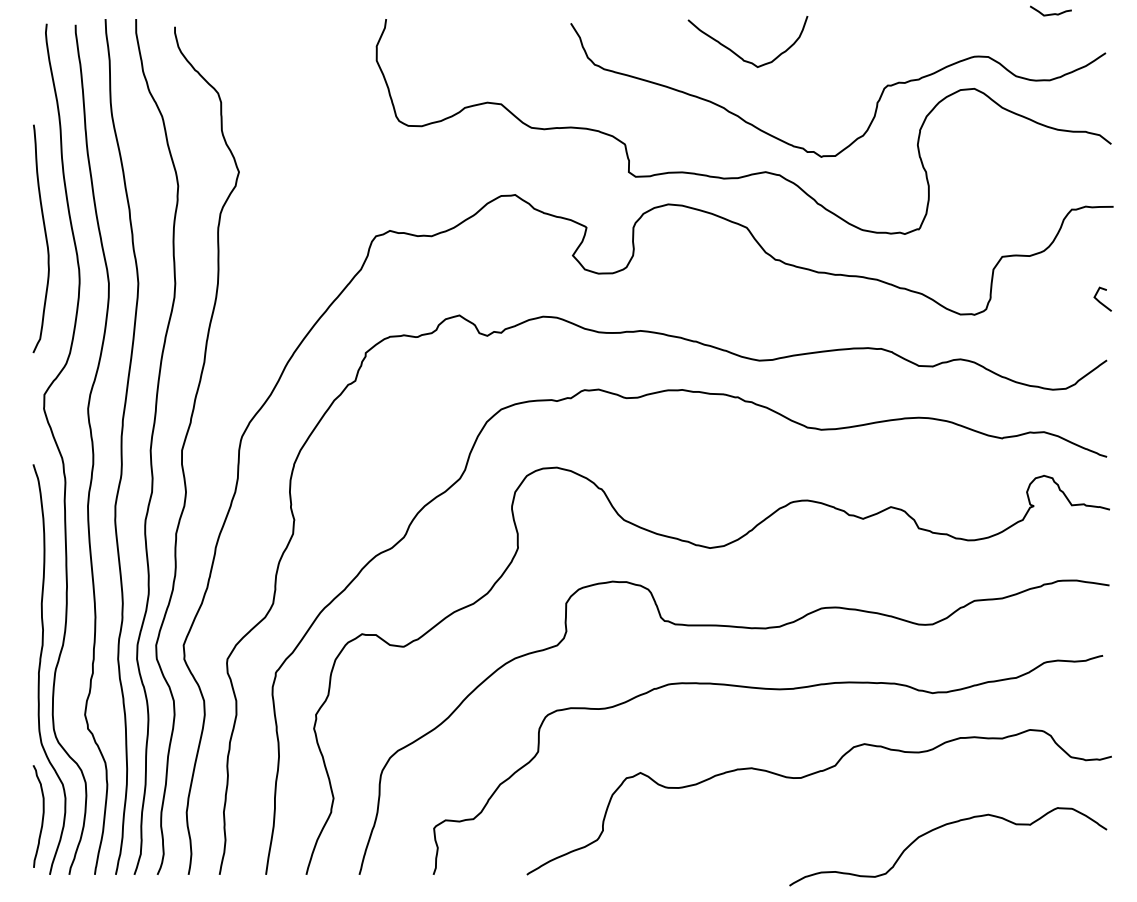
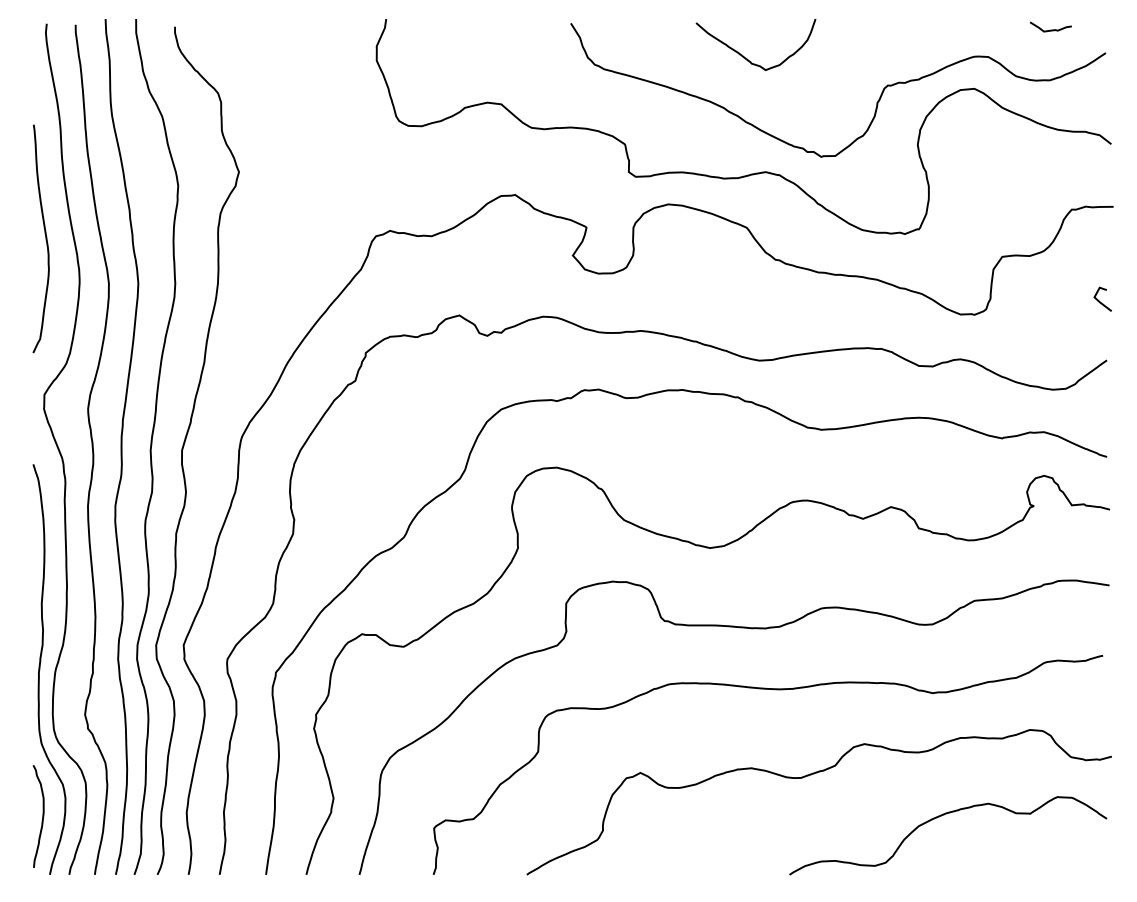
curve position: (1050, 13) -> (1050, 29) (1050, 29)
curve position: (739, 55) -> (747, 58) (747, 58)
curve position: (939, 828) -> (939, 817) (939, 817)
